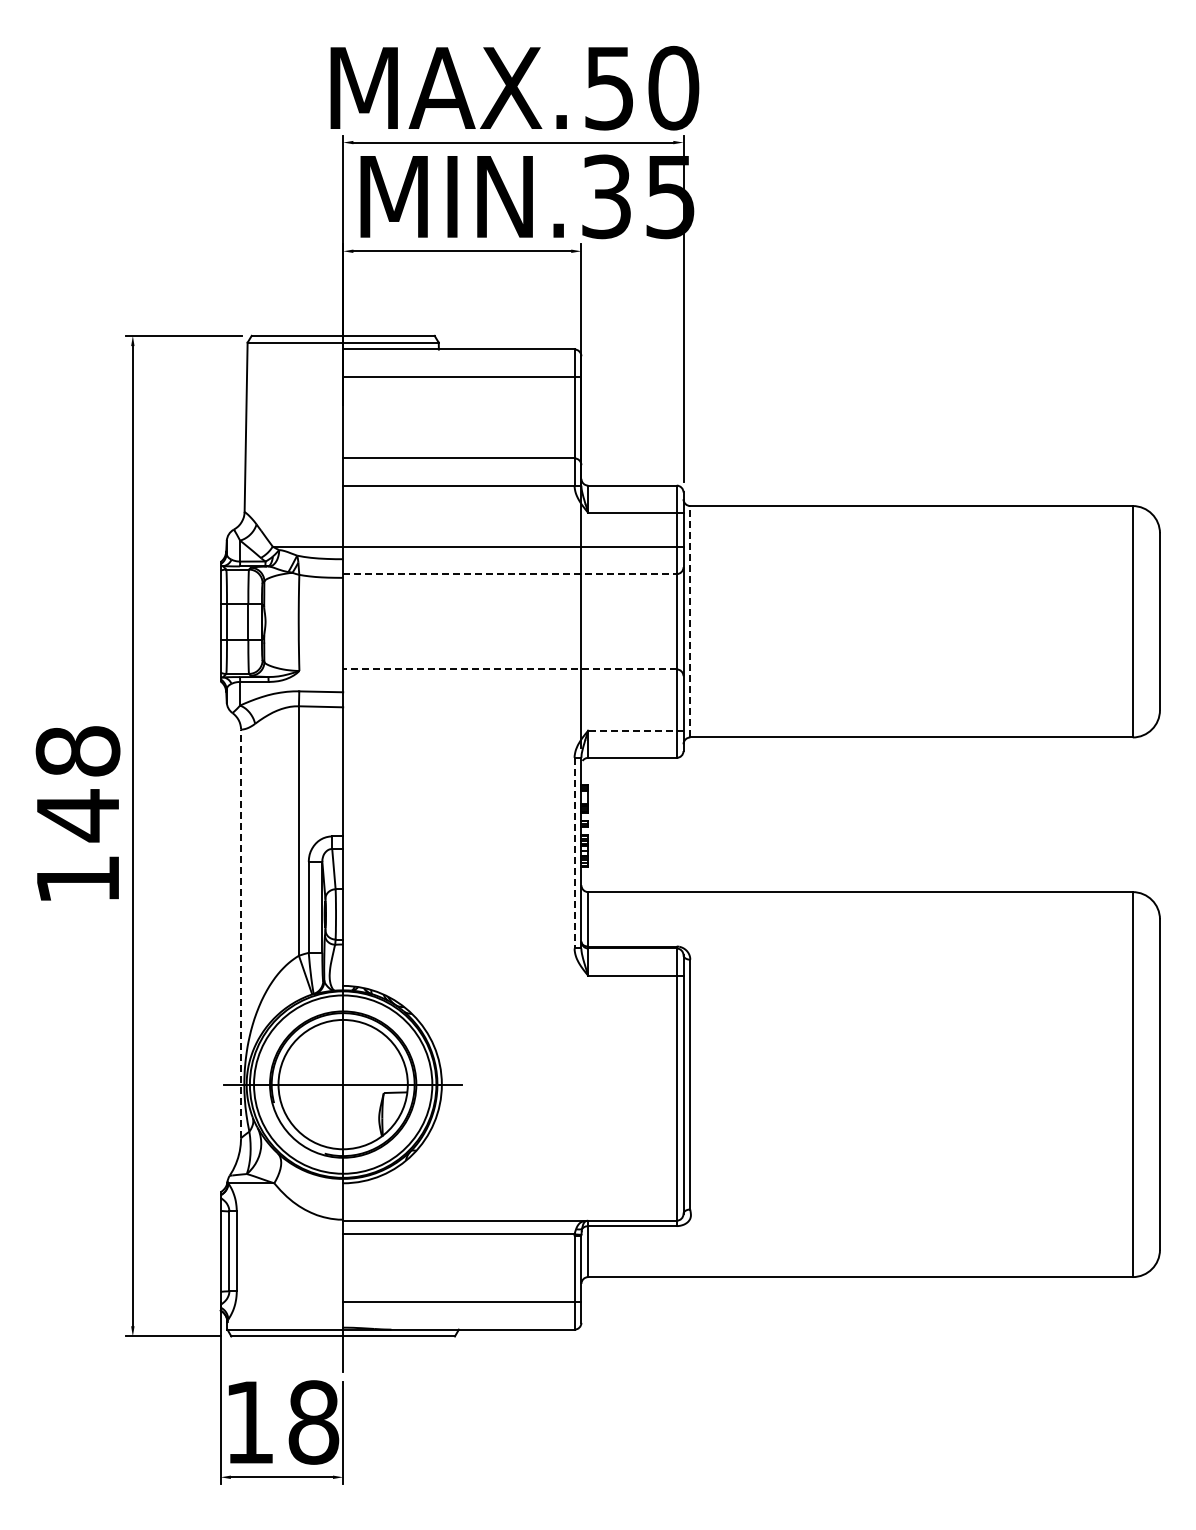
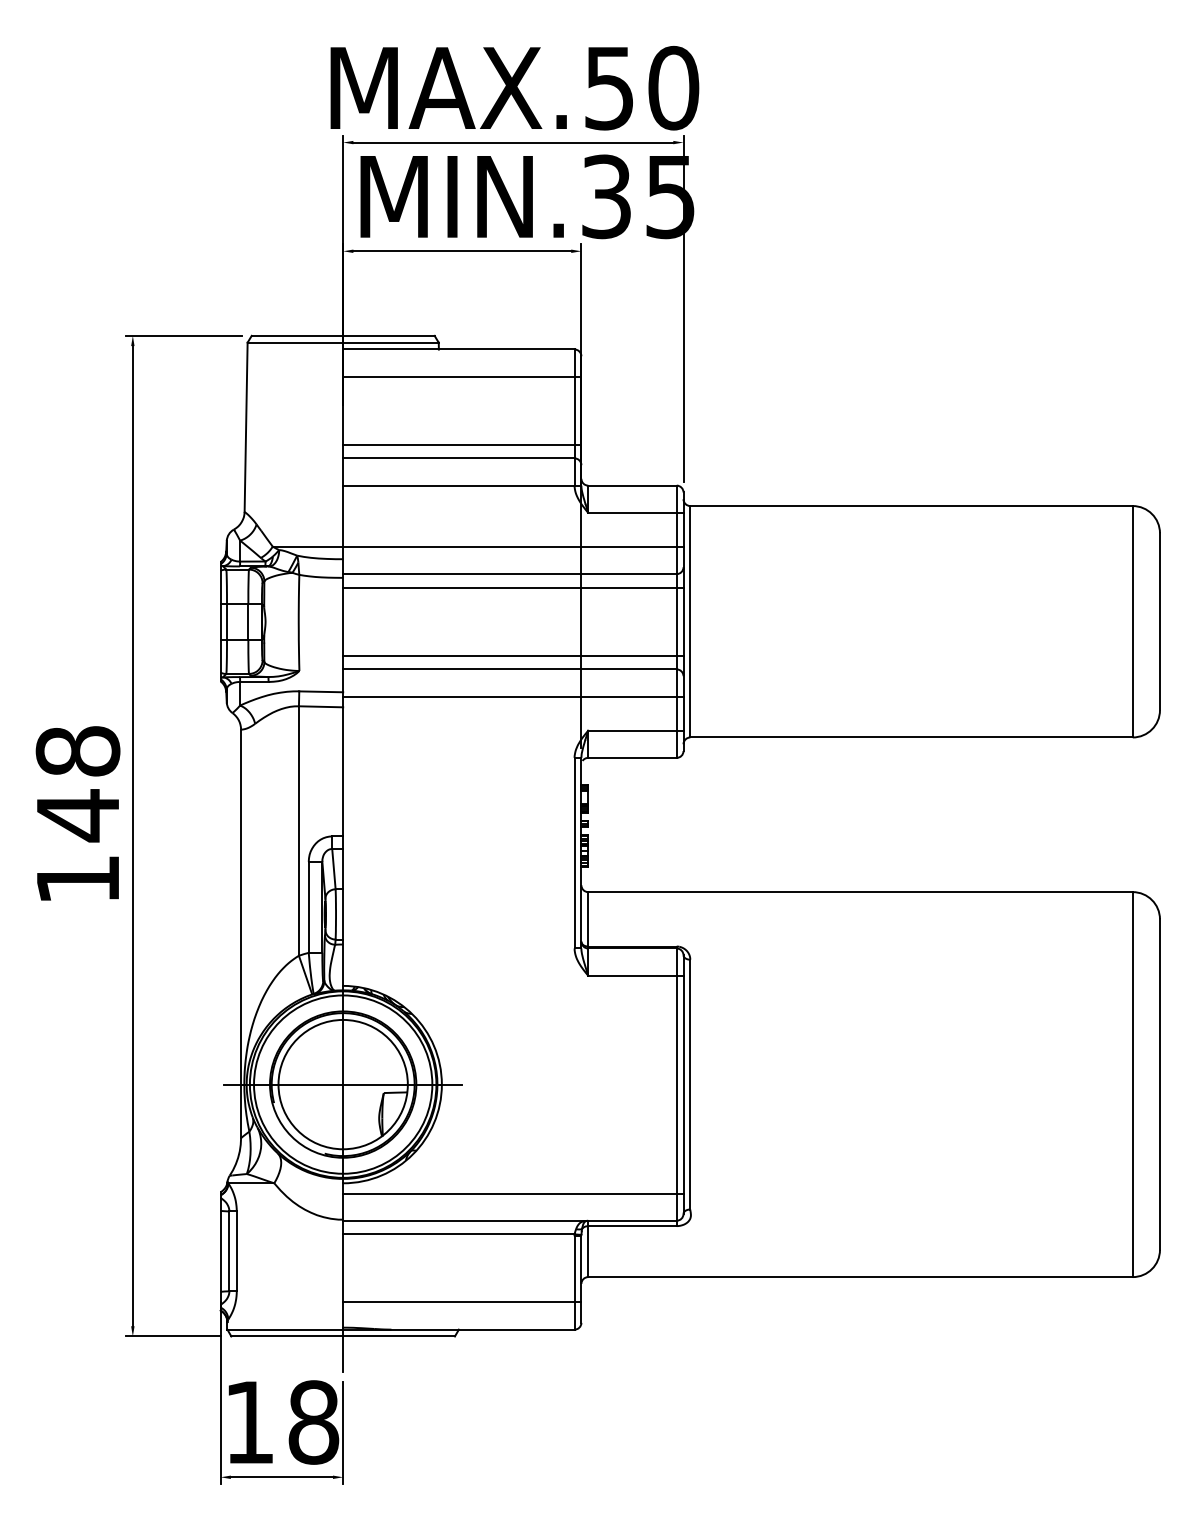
line: none -> present (462, 444)
line: dashed -> solid (509, 574)
line: none -> present (513, 587)
line: dashed -> solid (690, 621)
line: none -> present (513, 655)
line: dashed -> solid (509, 669)
line: none -> present (513, 696)
line: dashed -> solid (635, 730)
line: dashed -> solid (574, 853)
line: dashed -> solid (241, 933)
line: none -> present (513, 1193)
